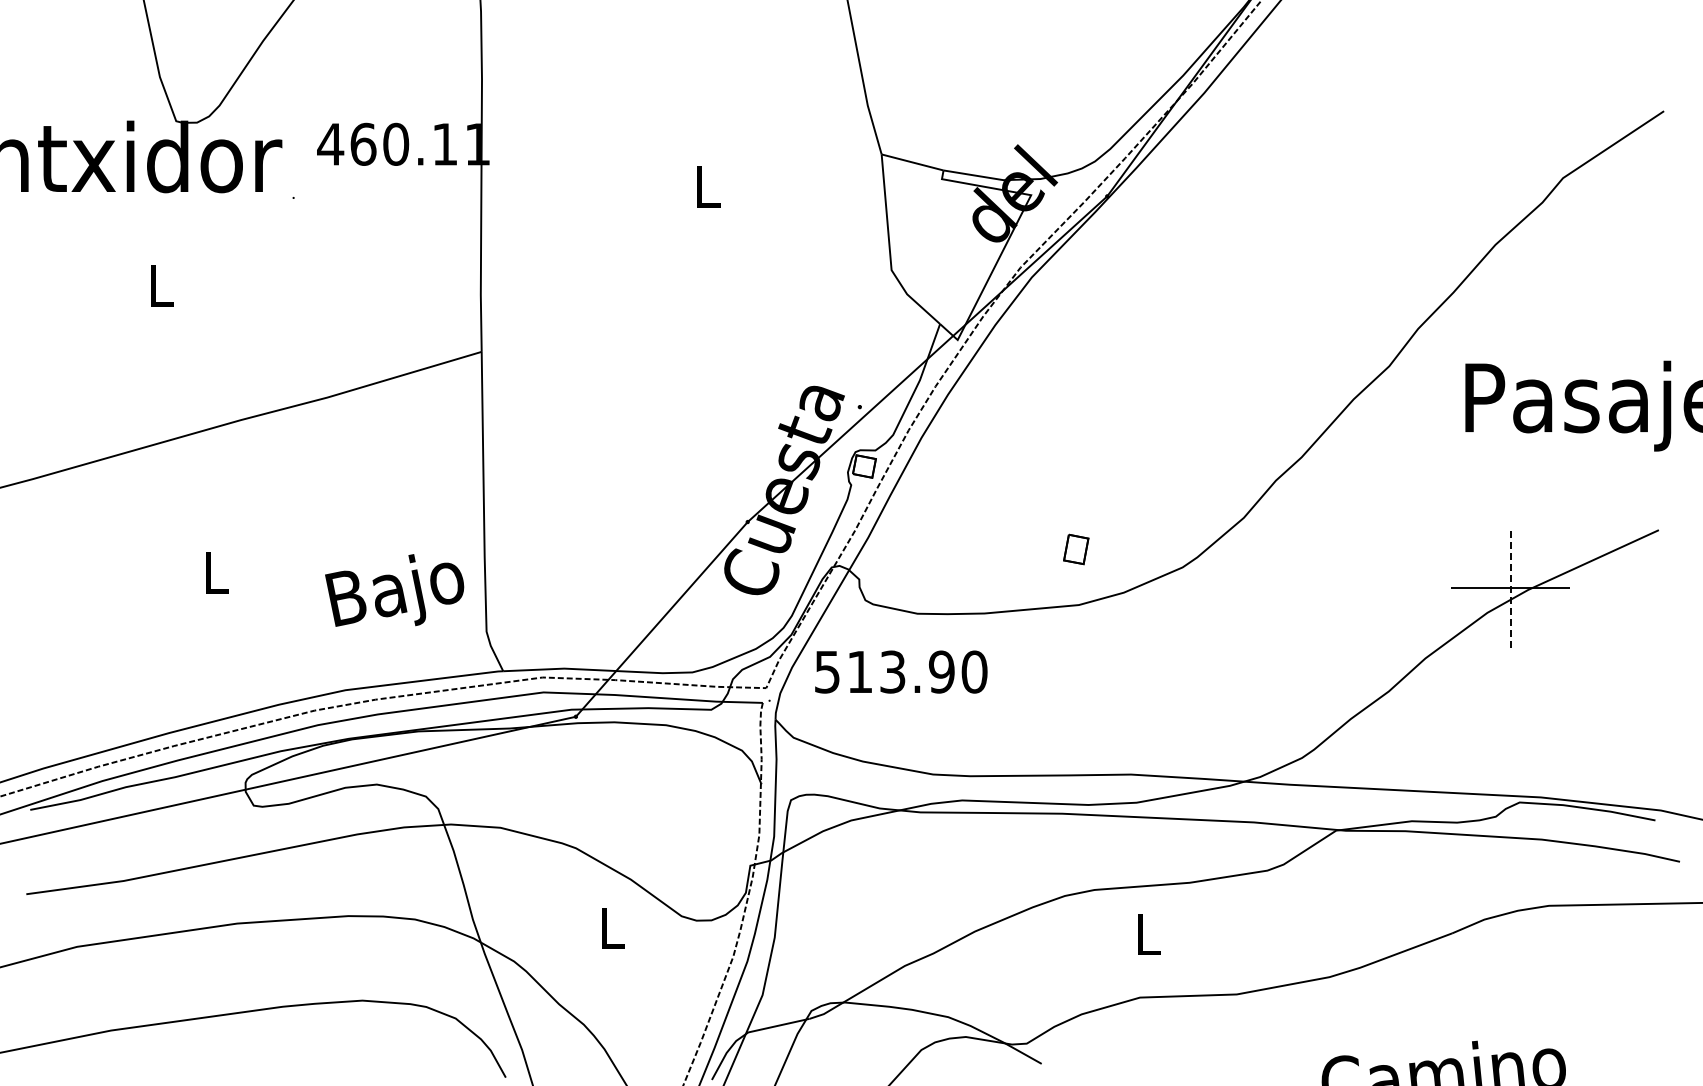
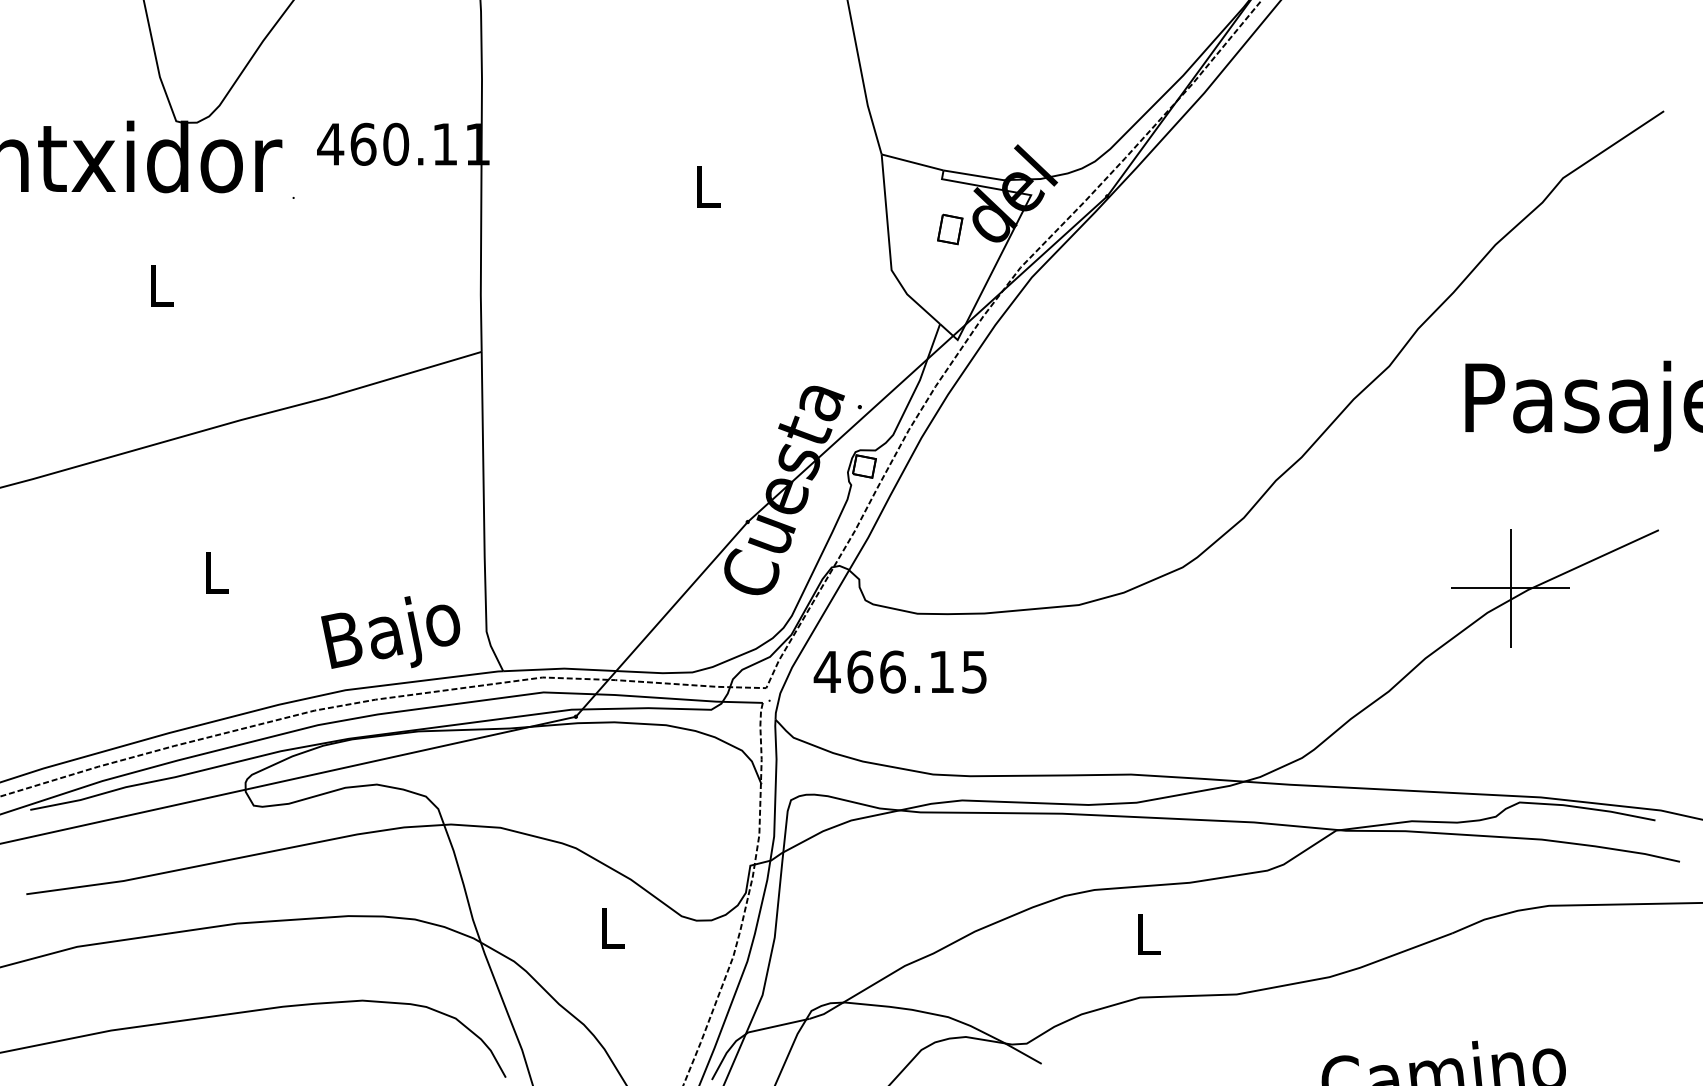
part position: (1076, 549) -> (950, 229) (950, 229)
line: dashed -> solid (1510, 588)
text position: (394, 590) -> (390, 632) (390, 632)
text: 513.90 -> 466.15 (900, 671)
